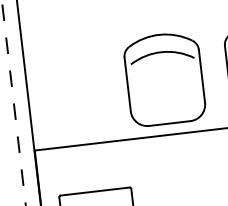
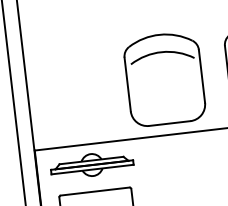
line: dashed -> solid (13, 103)
part: none -> present (92, 164)
